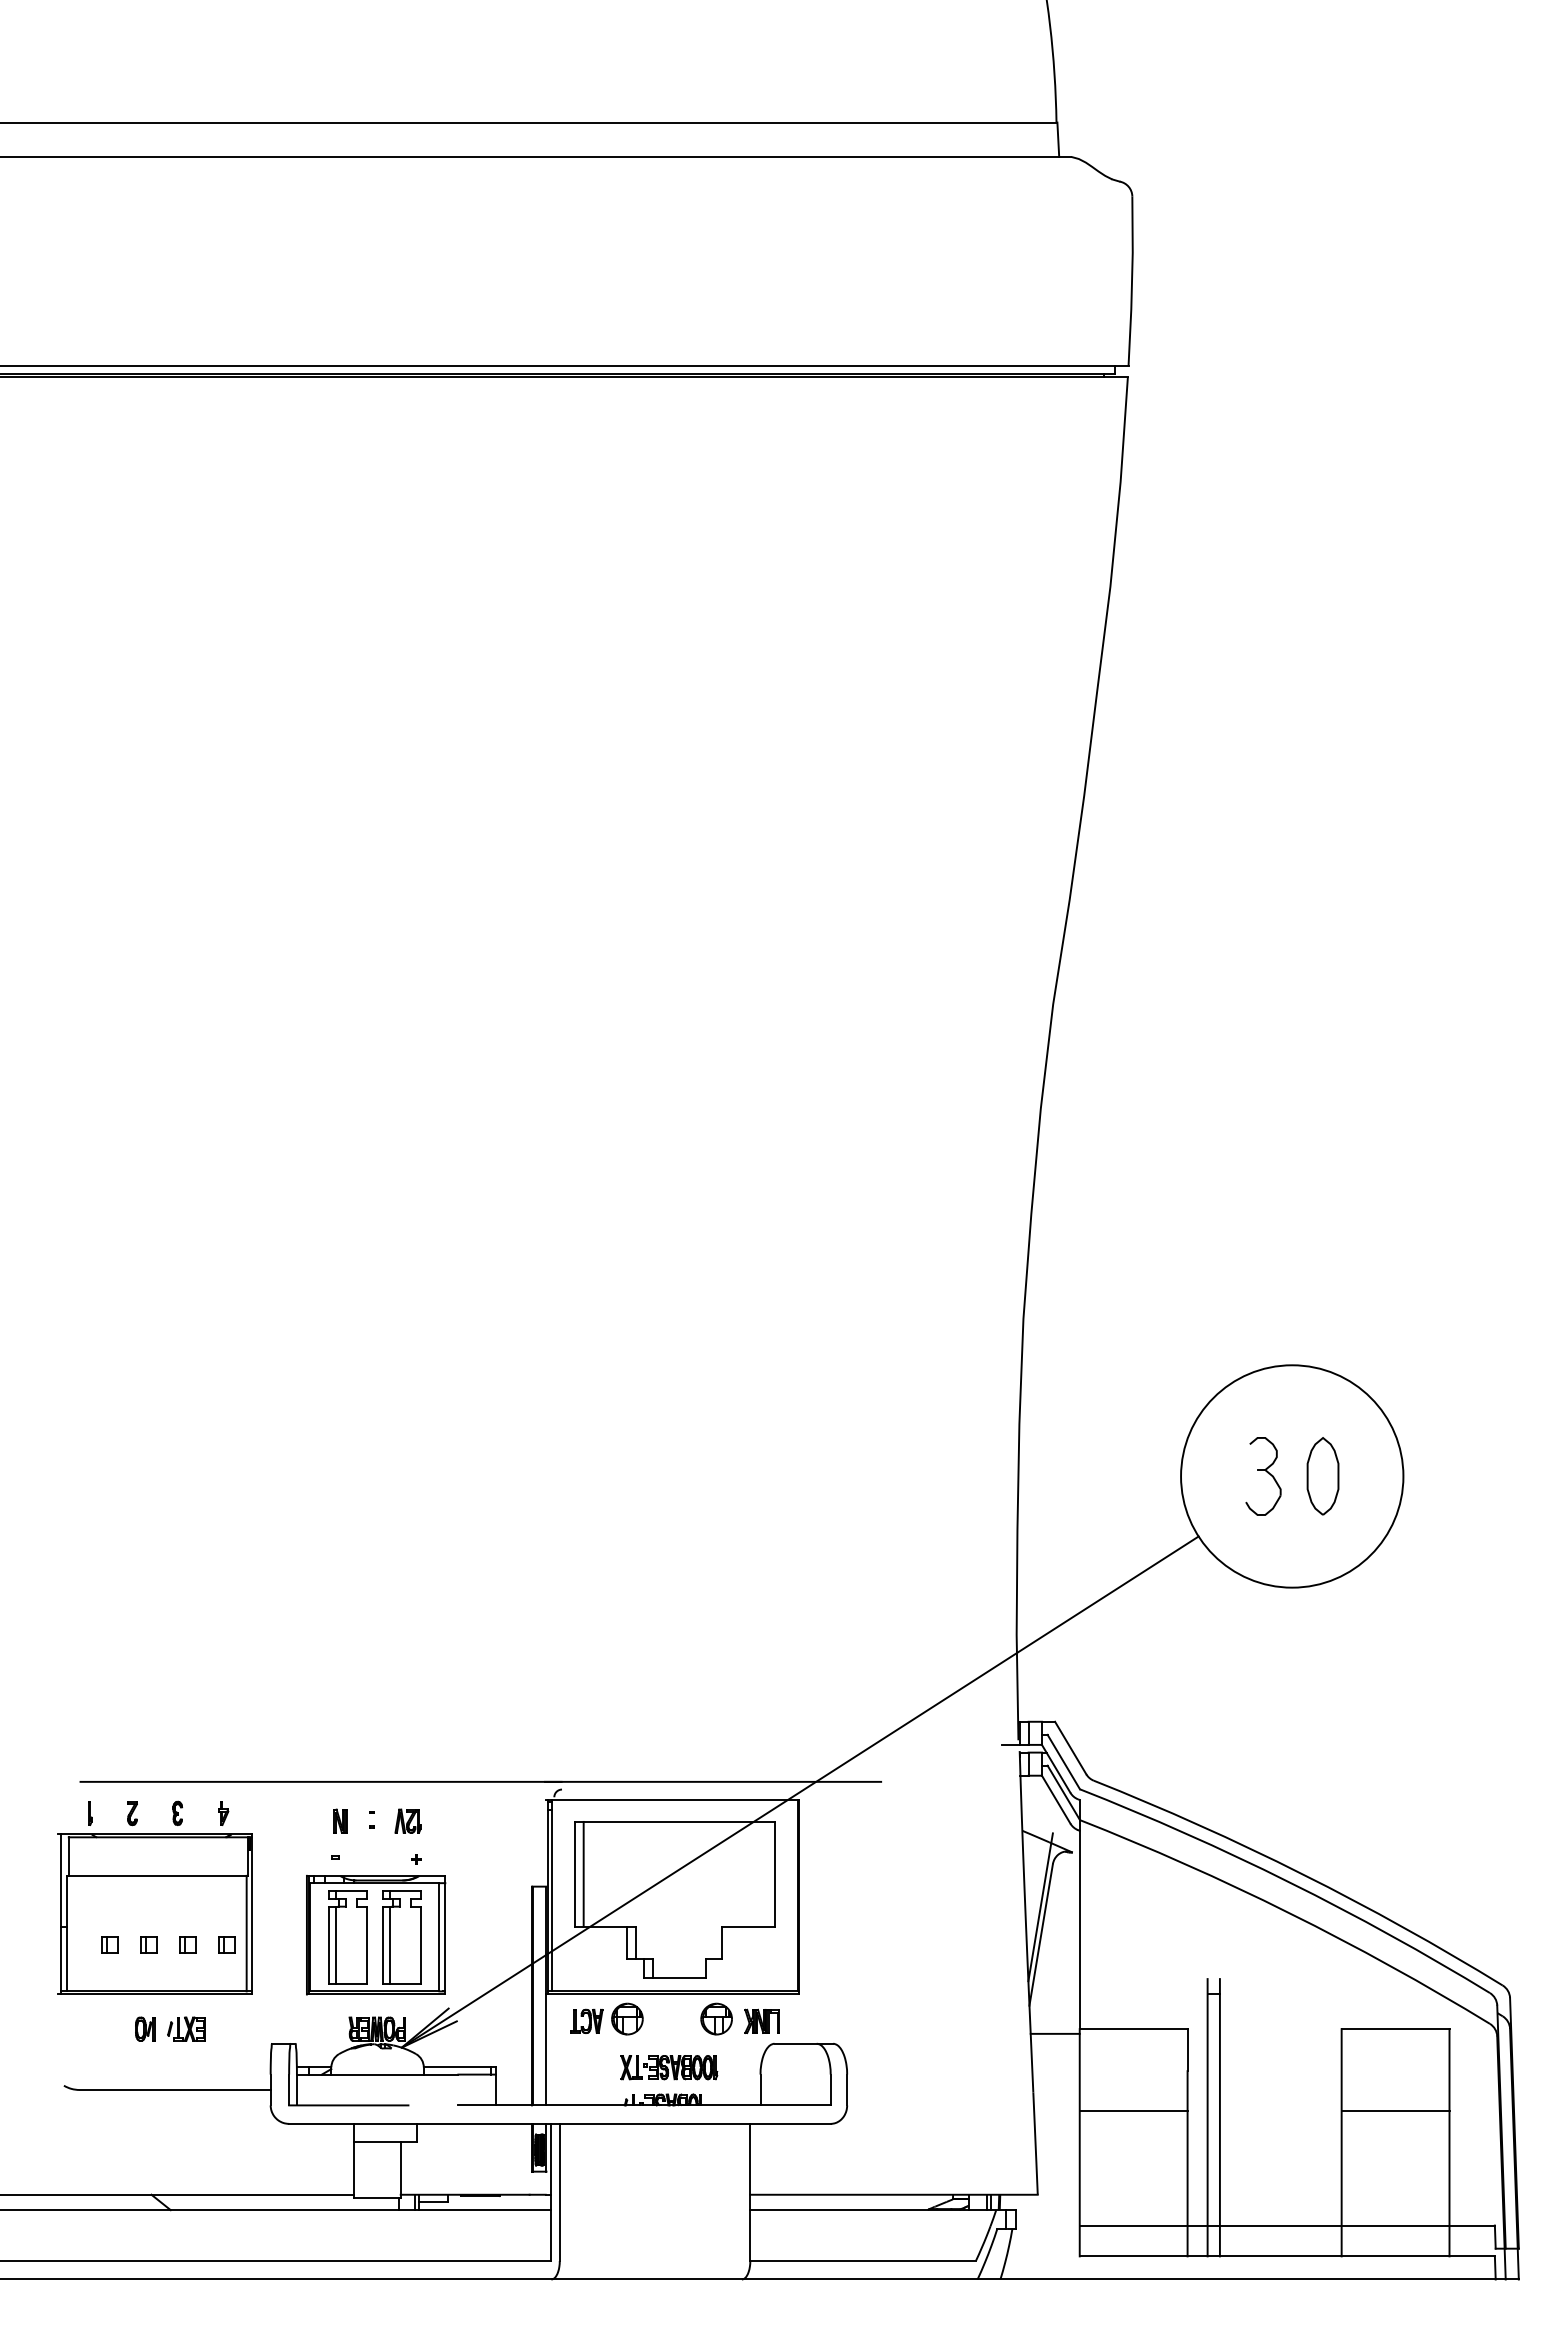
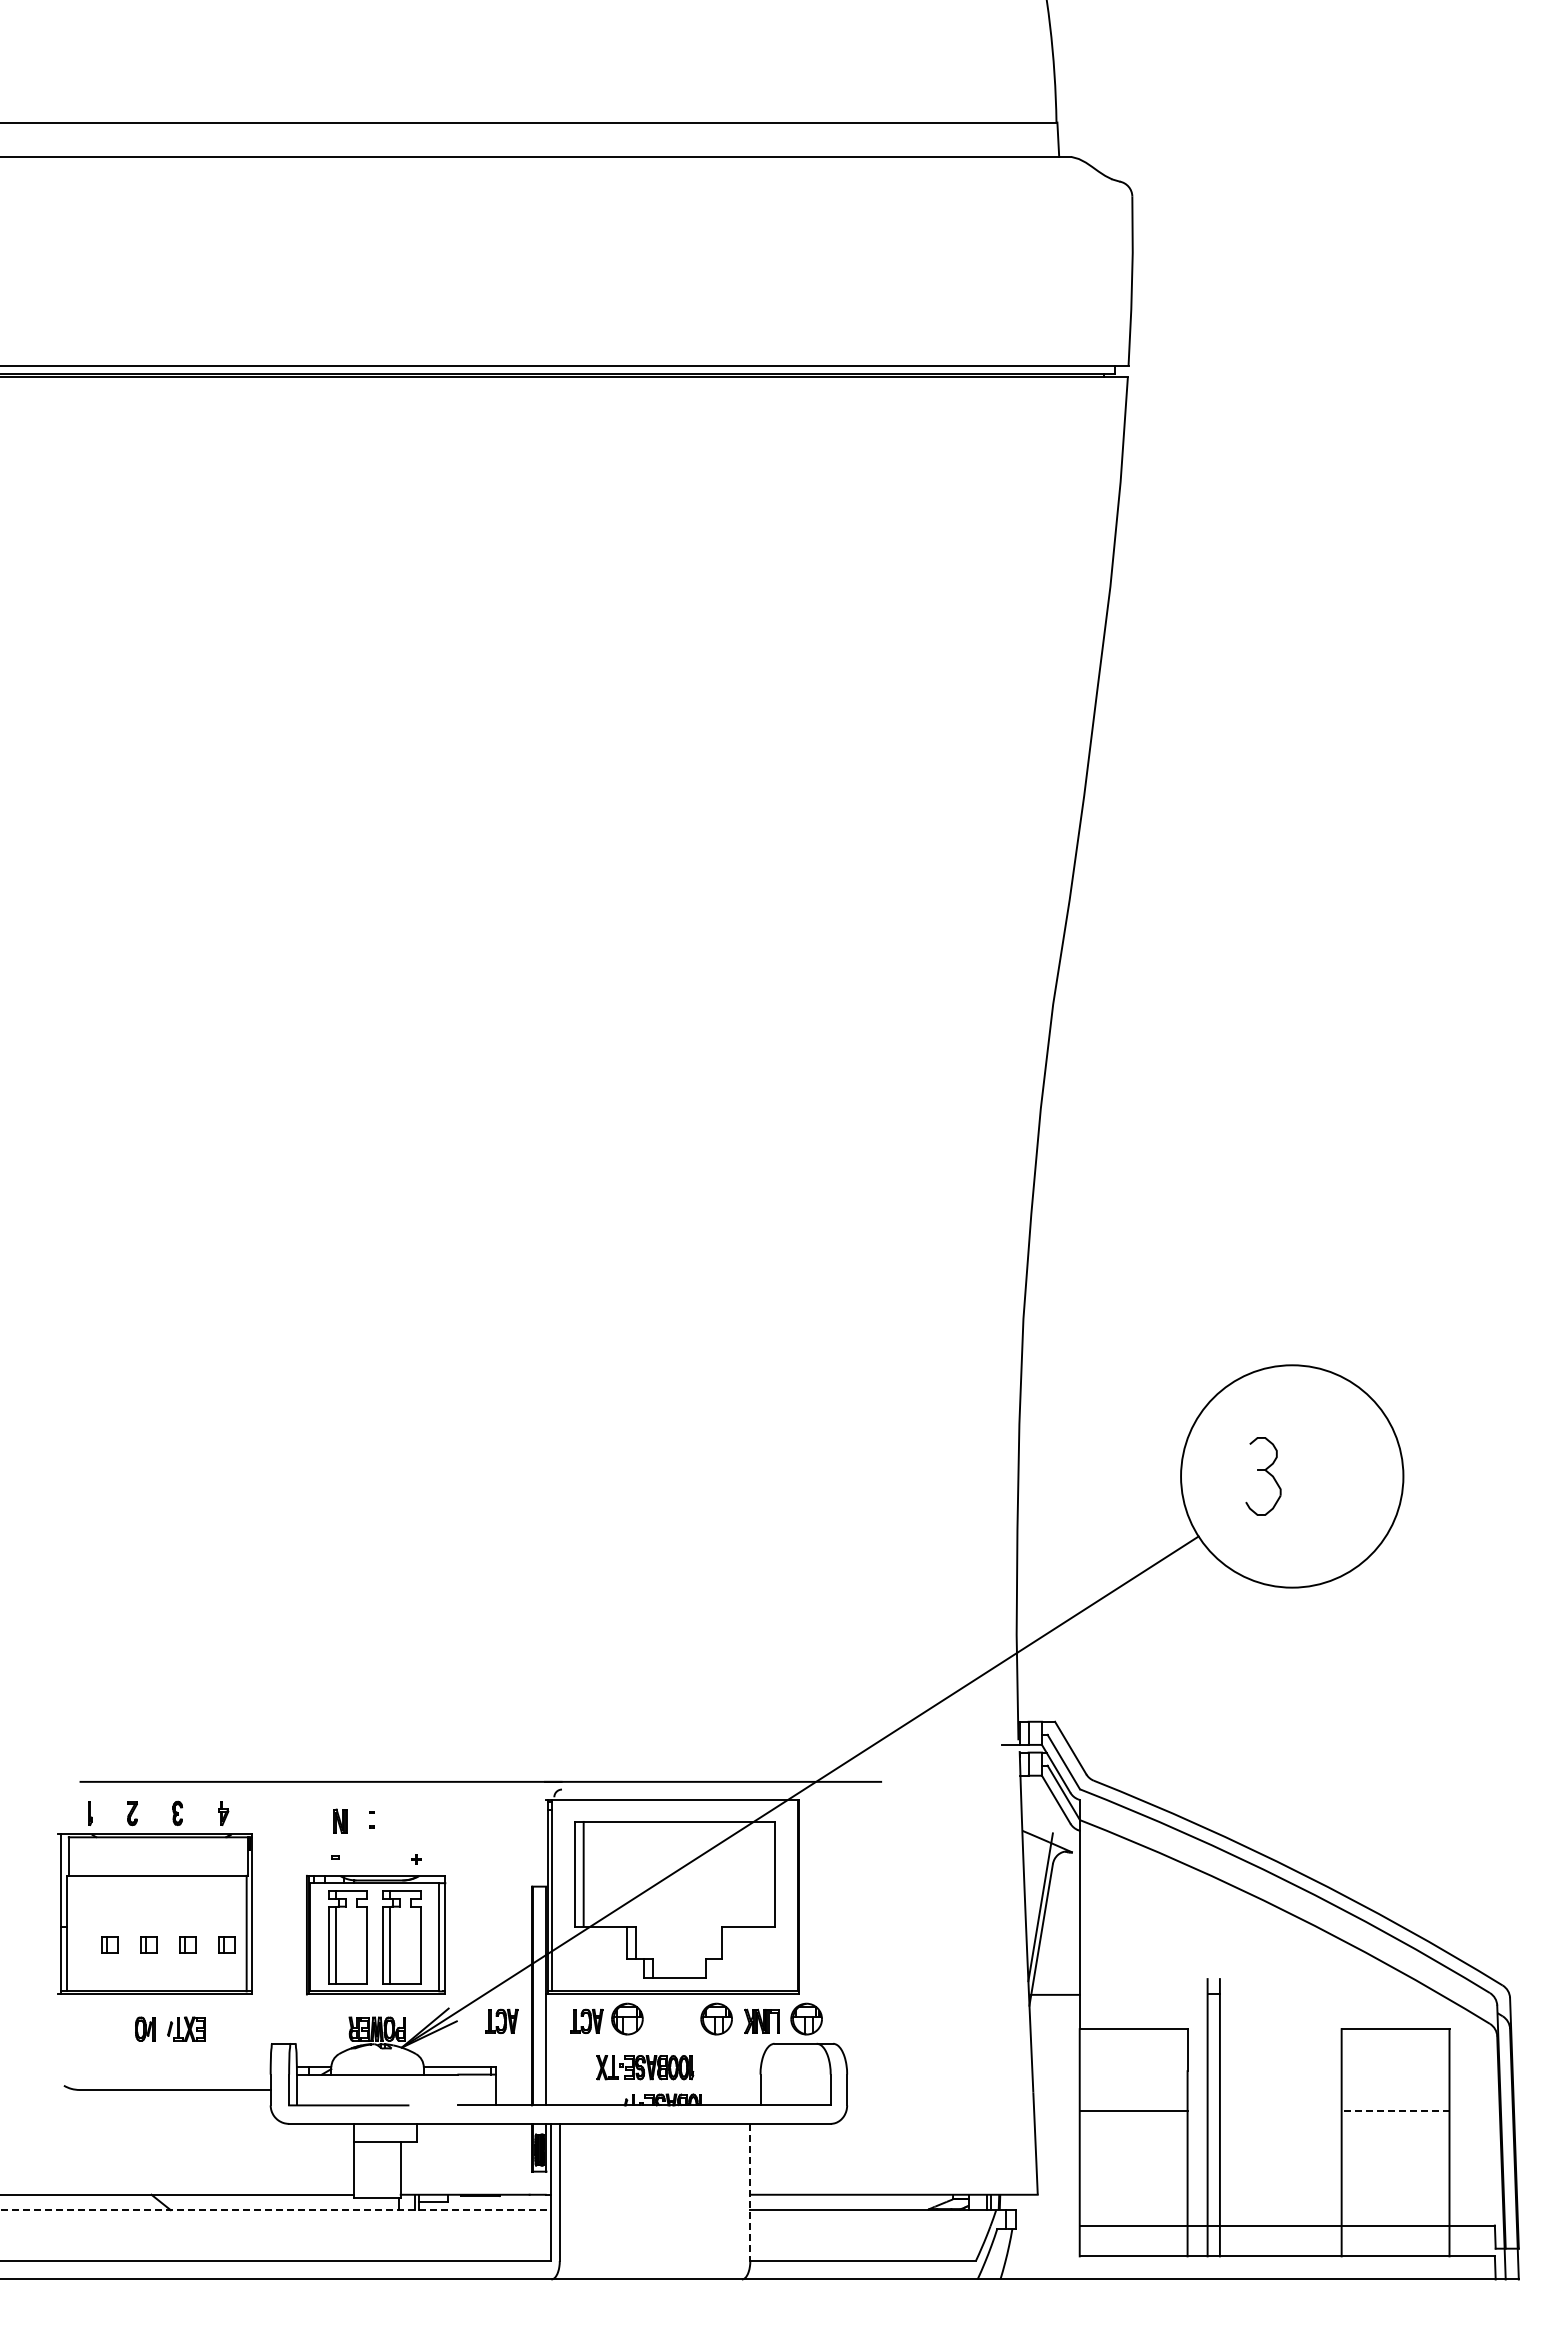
part: present -> none (1322, 1476)
part: present -> none (407, 1820)
part: none -> present (806, 2018)
part: none -> present (501, 2020)
line position: (1054, 2033) -> (1054, 1994) (1054, 1994)
part position: (669, 2067) -> (645, 2067) (645, 2067)
line: solid -> dashed (1395, 2111)
line: solid -> dashed (750, 2192)
line: solid -> dashed (276, 2210)
